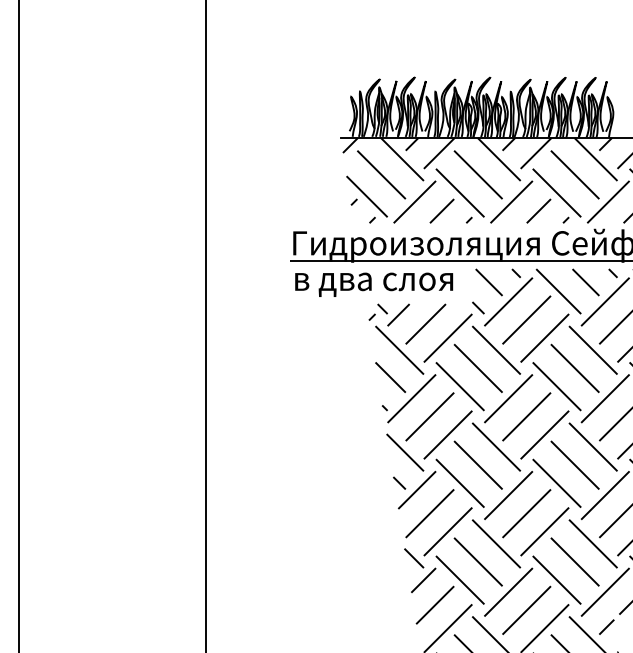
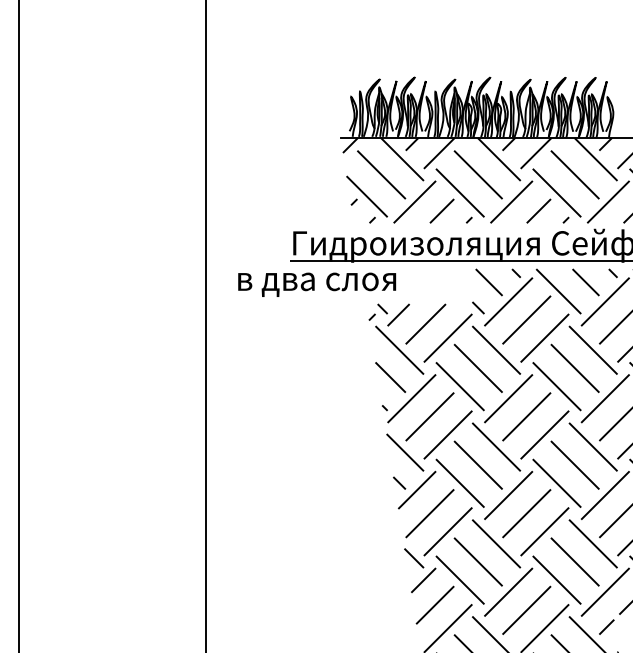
text position: (374, 284) -> (317, 284) (317, 284)
